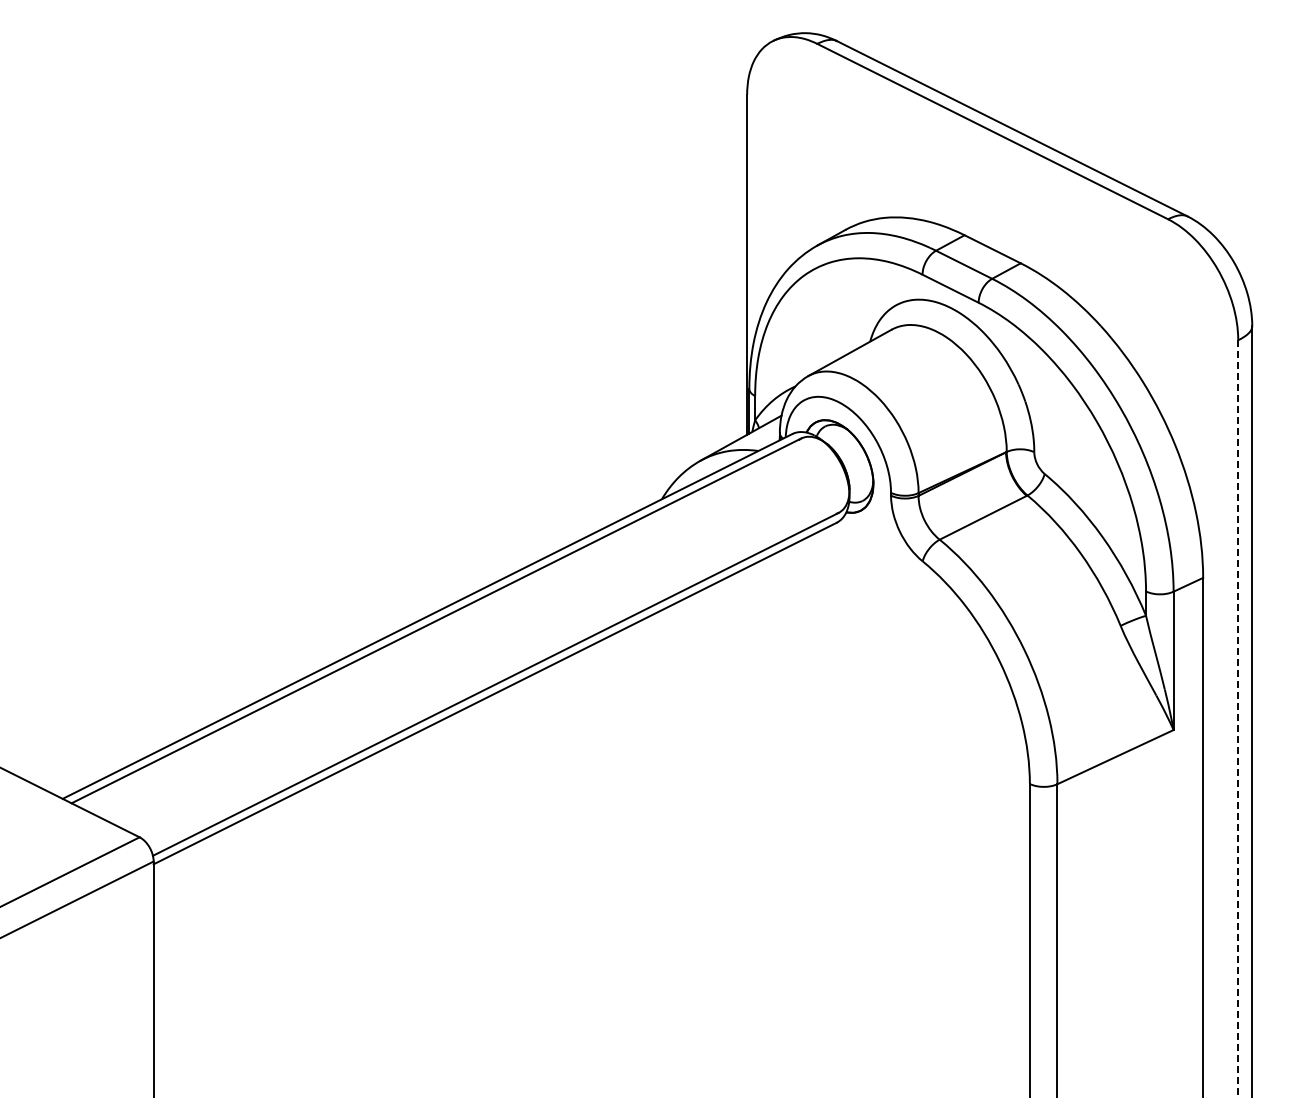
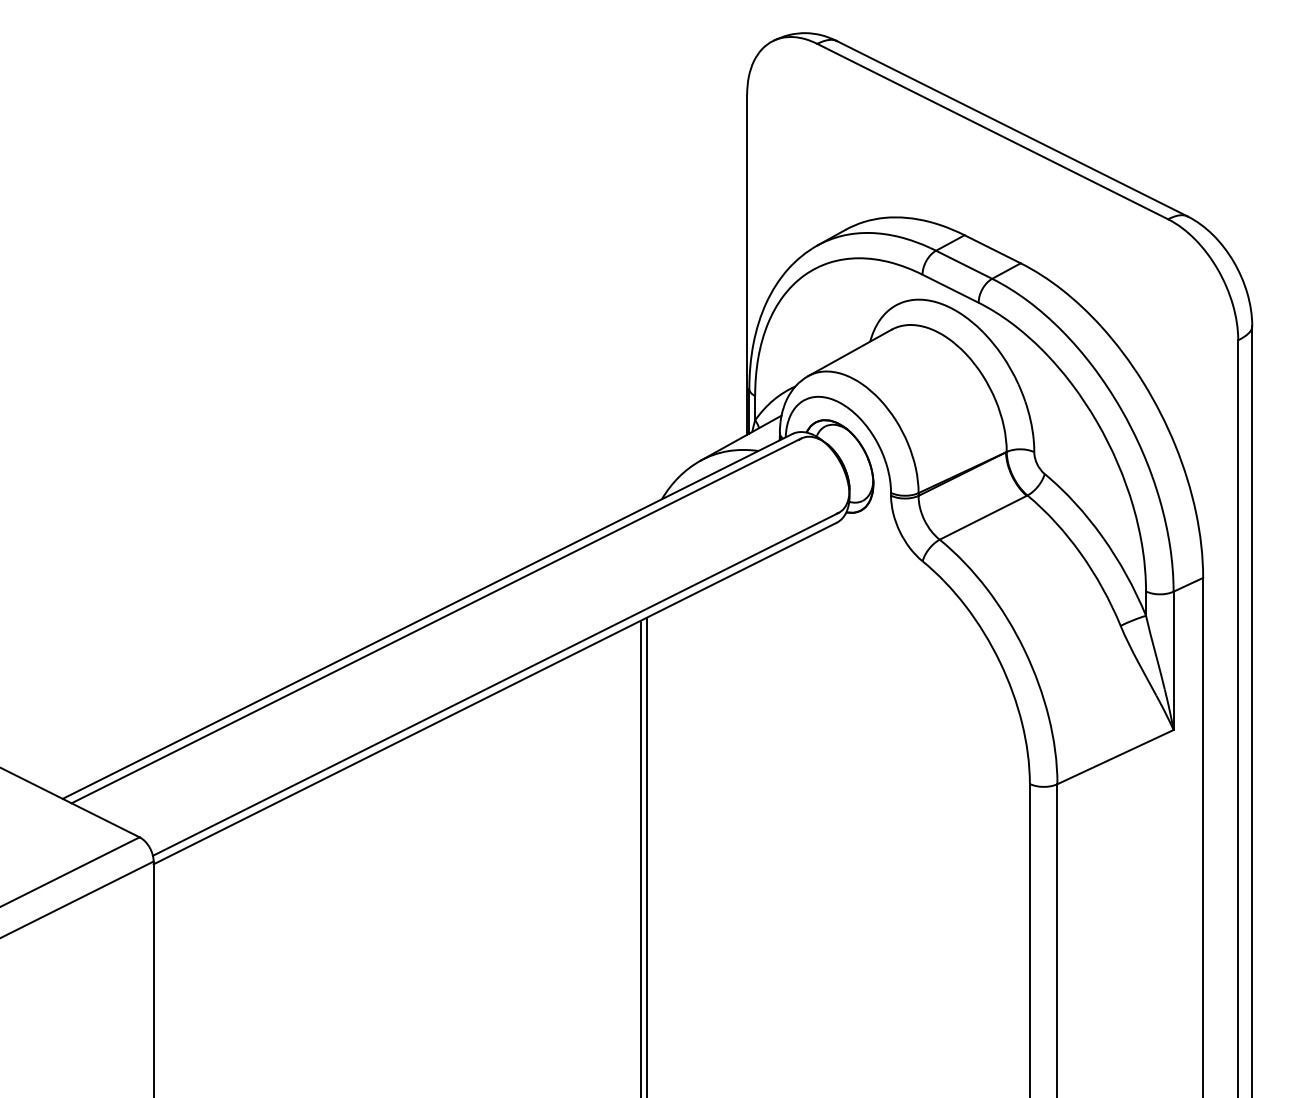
line: dashed -> solid (1238, 719)
line: none -> present (646, 855)
line: none -> present (641, 857)
